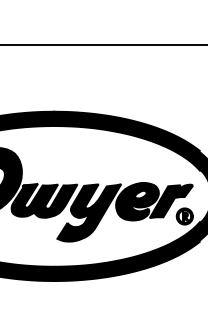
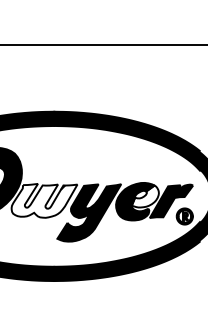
fill: present -> none (144, 196)
fill: present -> none (44, 200)
